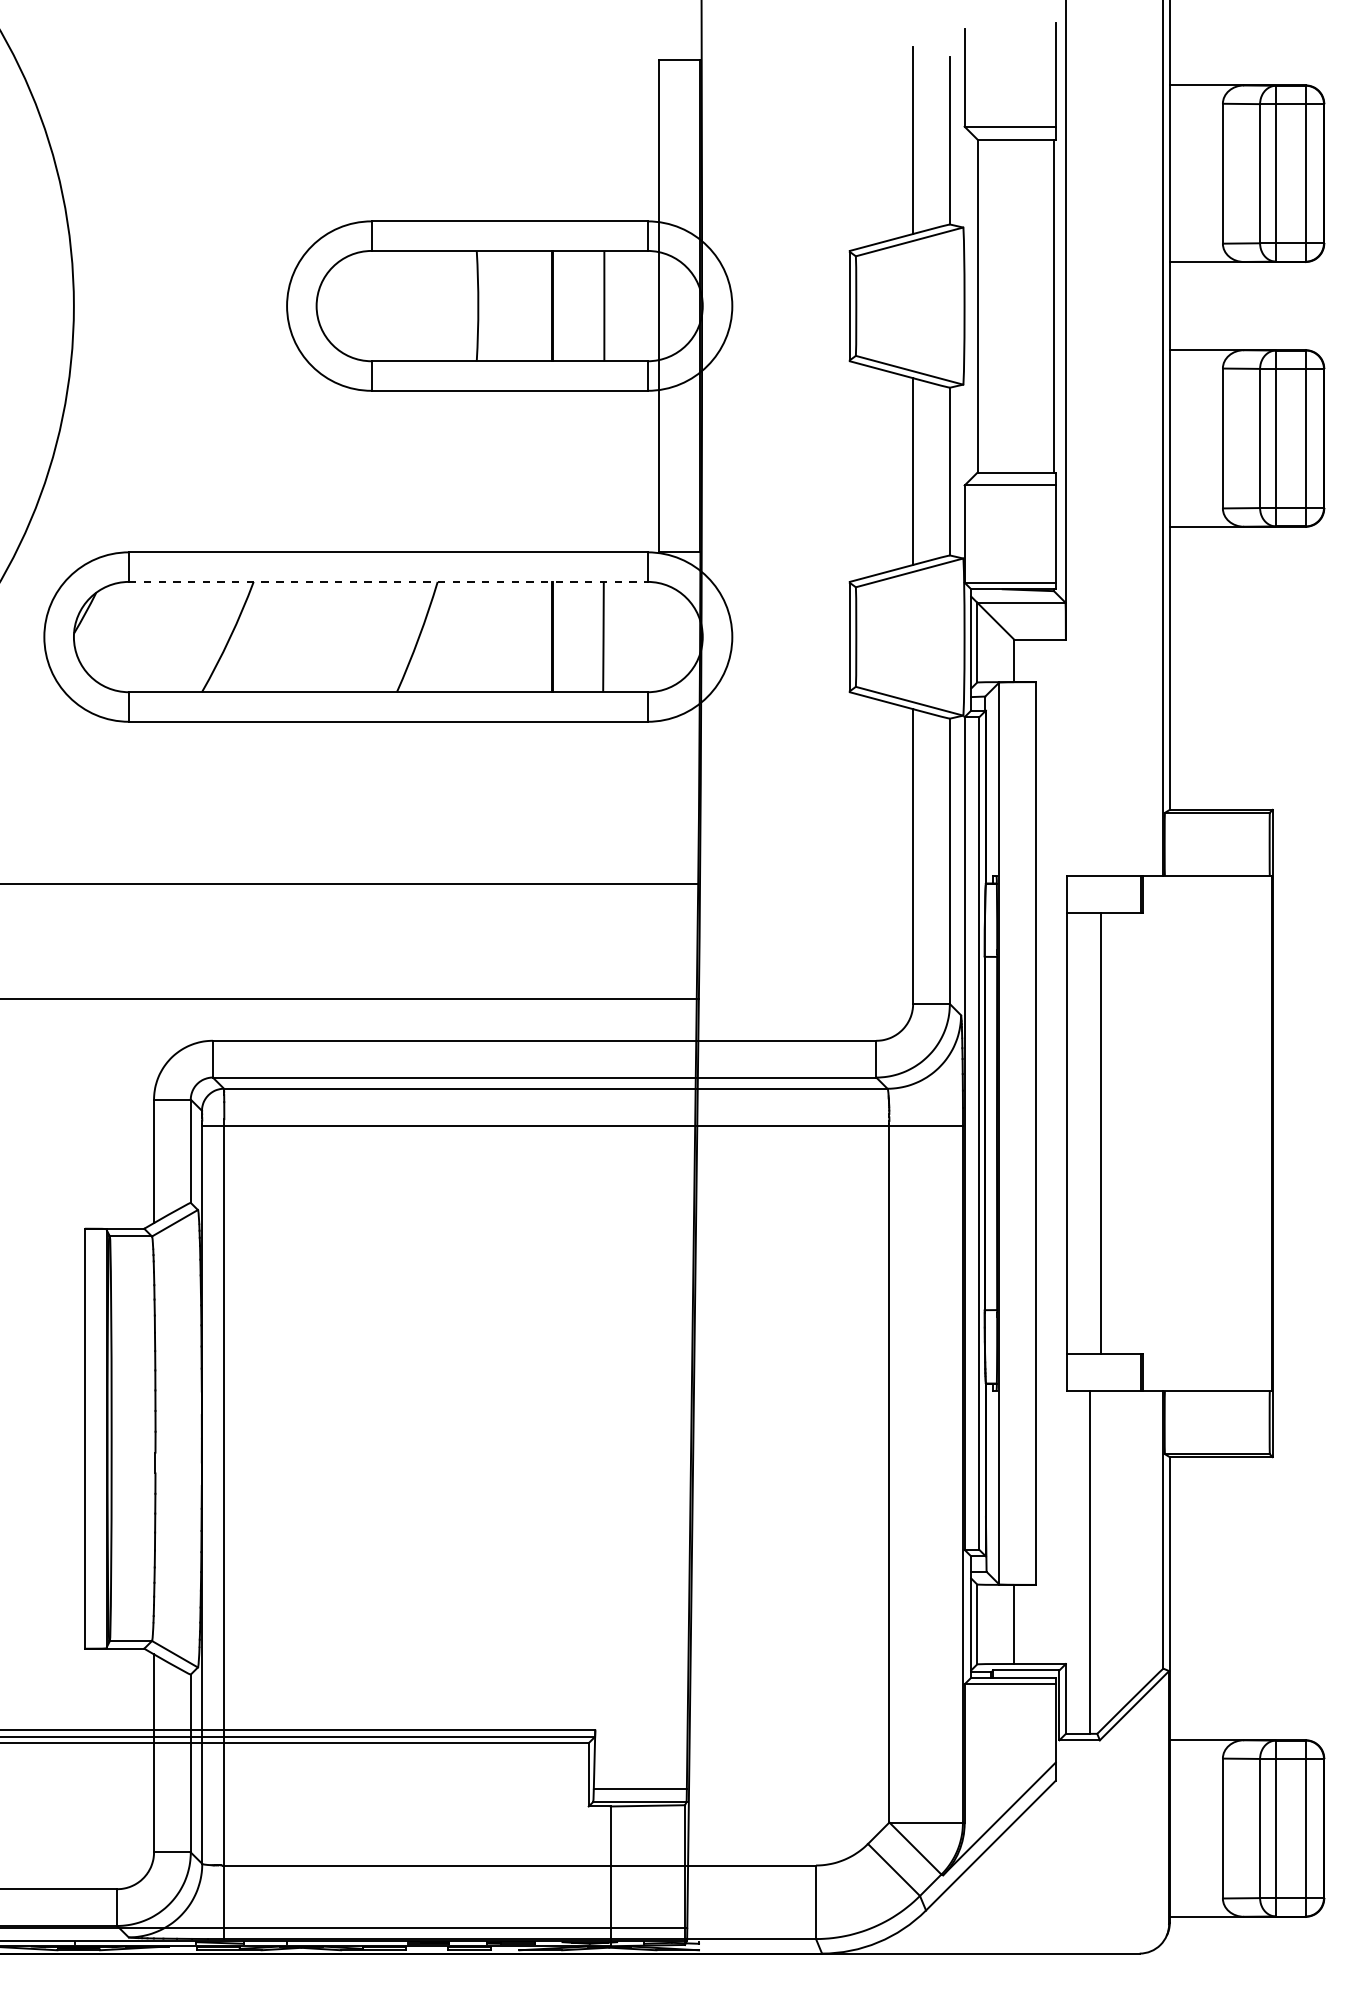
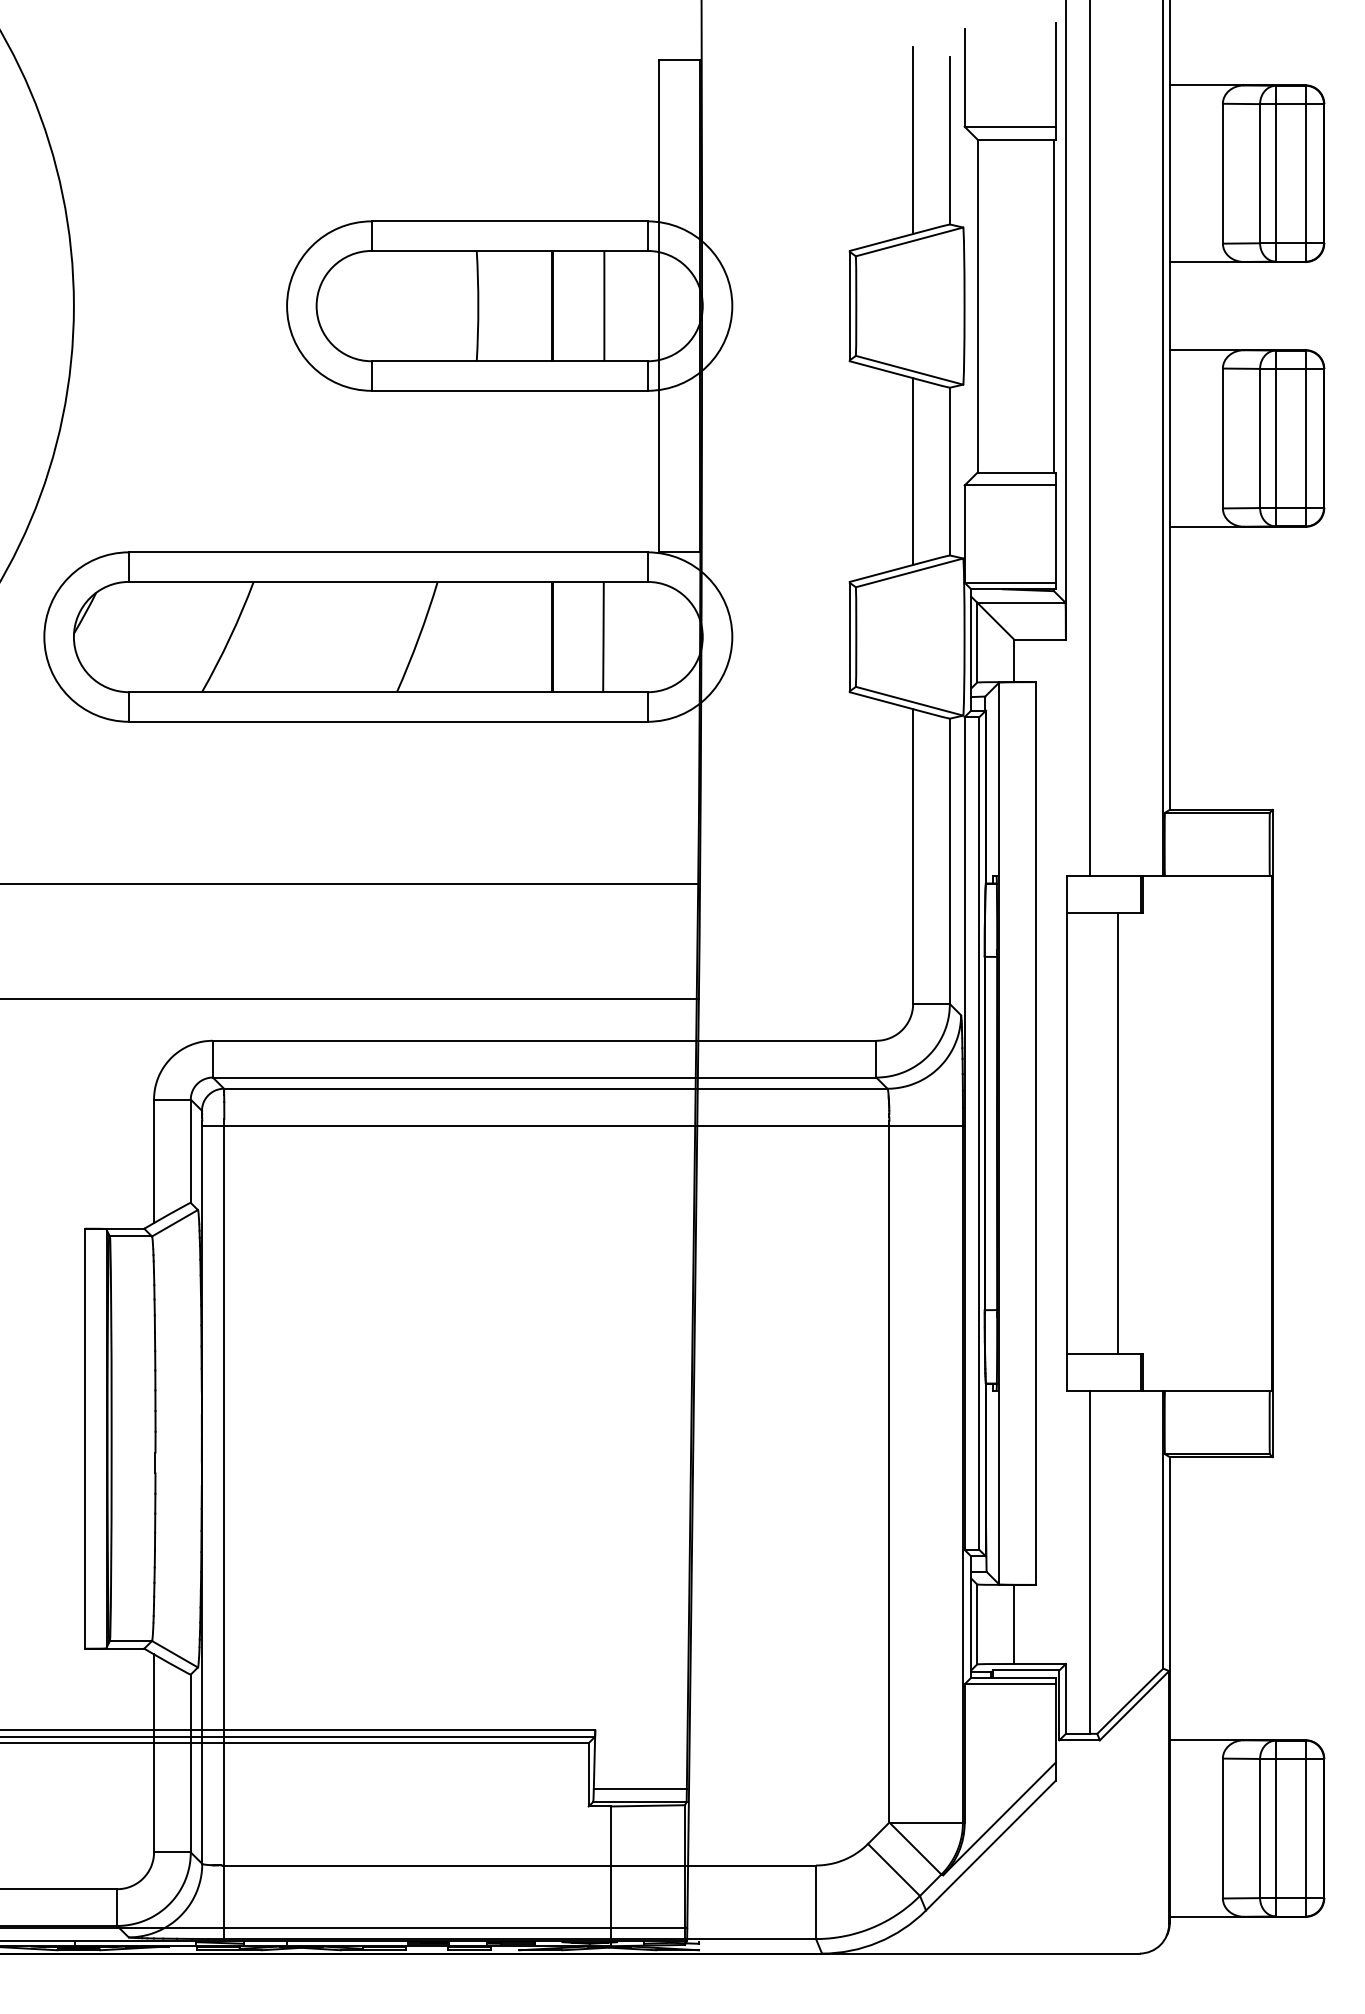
line: none -> present (1089, 439)
line: dashed -> solid (388, 581)
line position: (1101, 1133) -> (1118, 1133) (1118, 1133)
